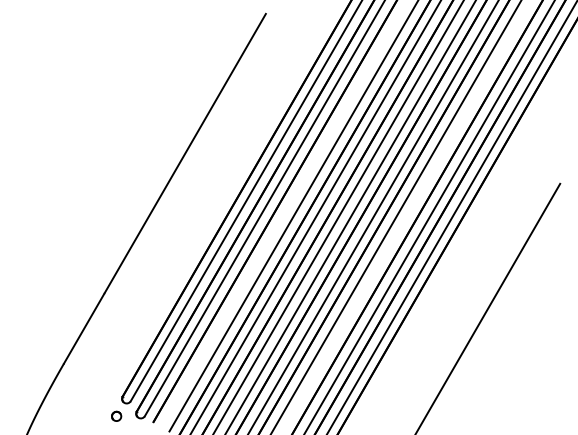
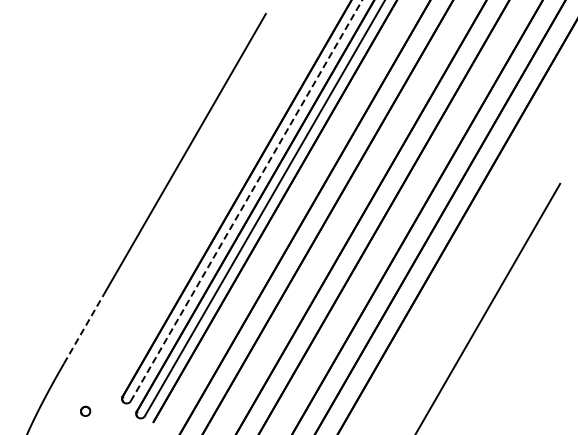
line: solid -> dashed (246, 201)
line: present -> none (293, 216)
line: present -> none (315, 216)
line: present -> none (338, 216)
line: present -> none (350, 216)
line: present -> none (373, 216)
line: present -> none (396, 216)
line: present -> none (429, 216)
line: present -> none (451, 218)
line: solid -> dashed (84, 328)
part position: (116, 415) -> (85, 410) (85, 410)
